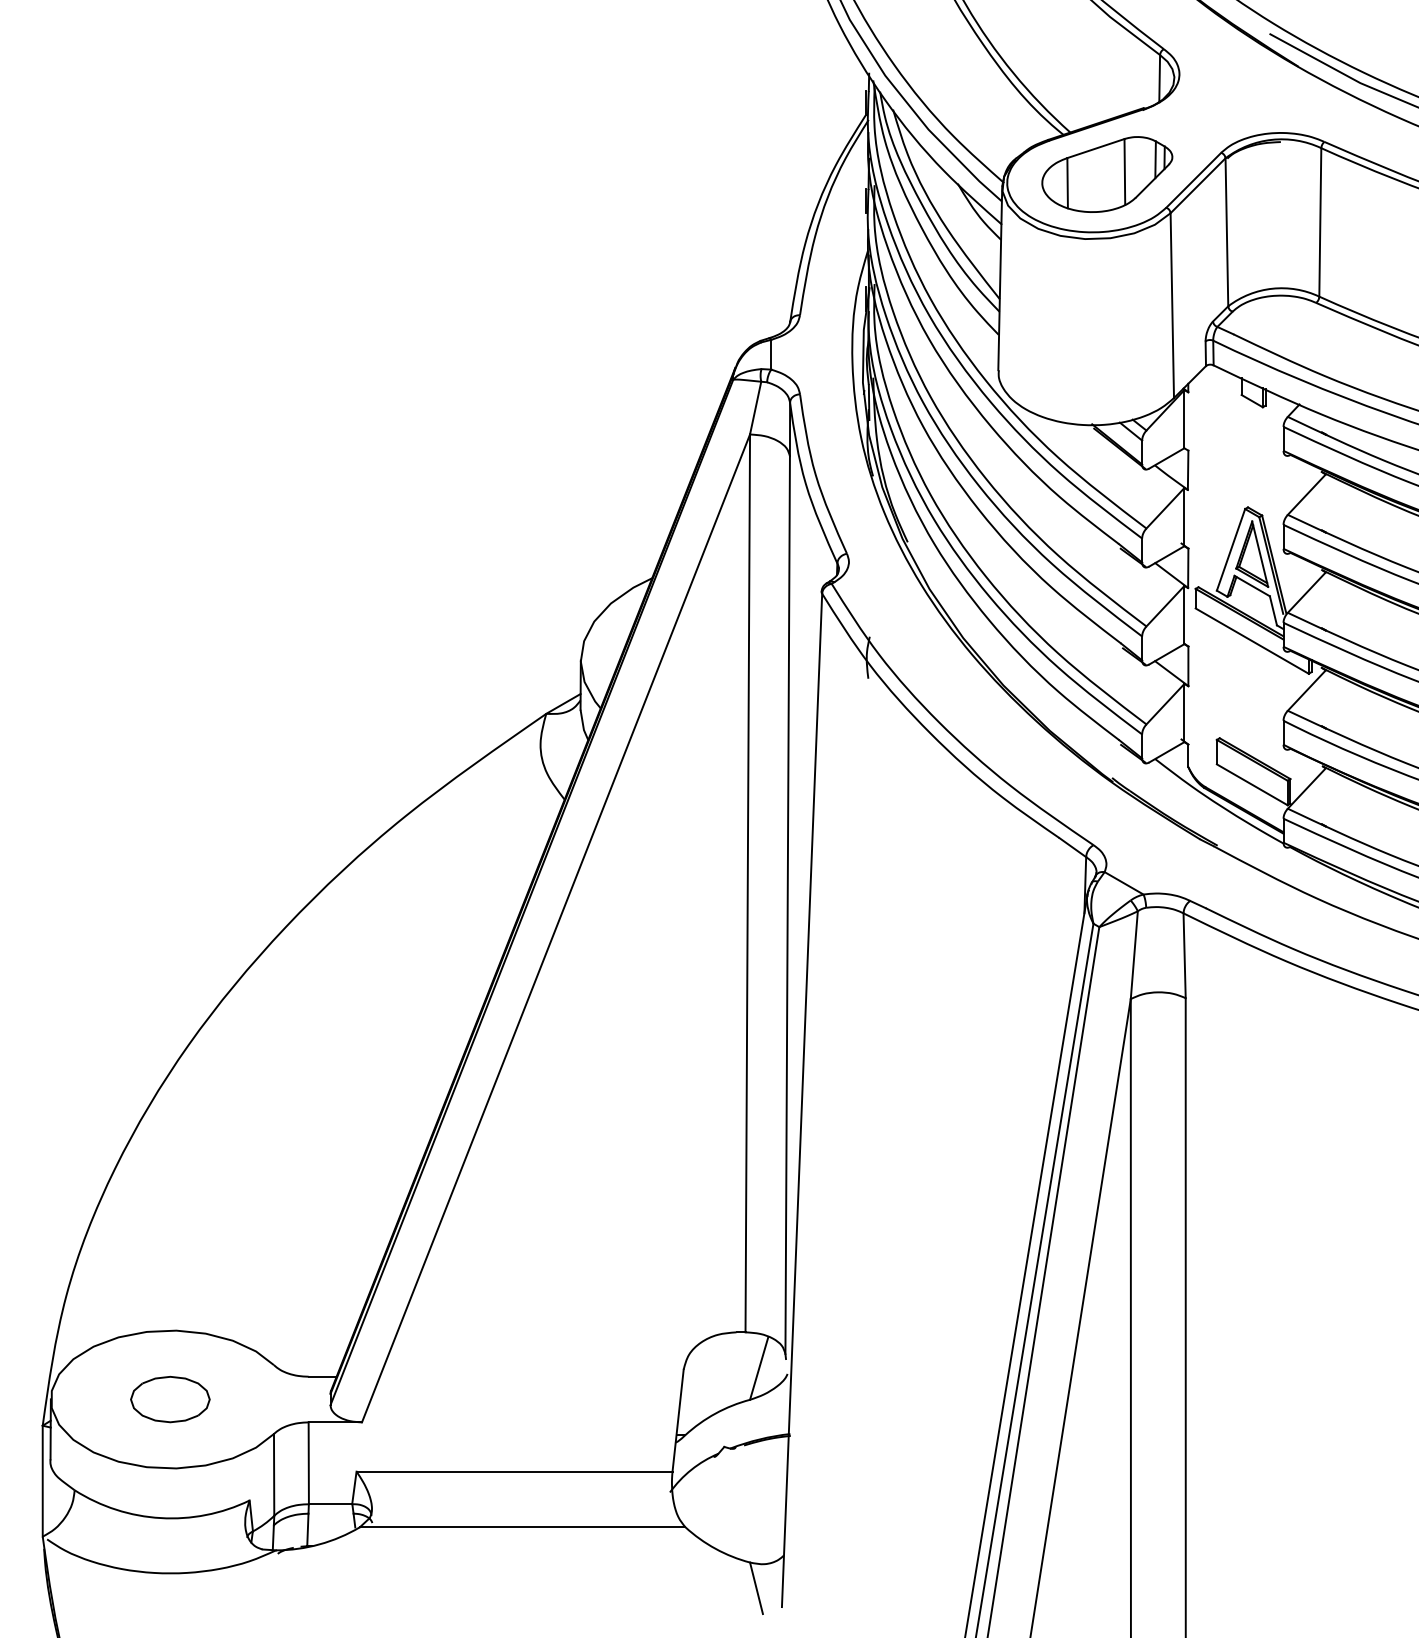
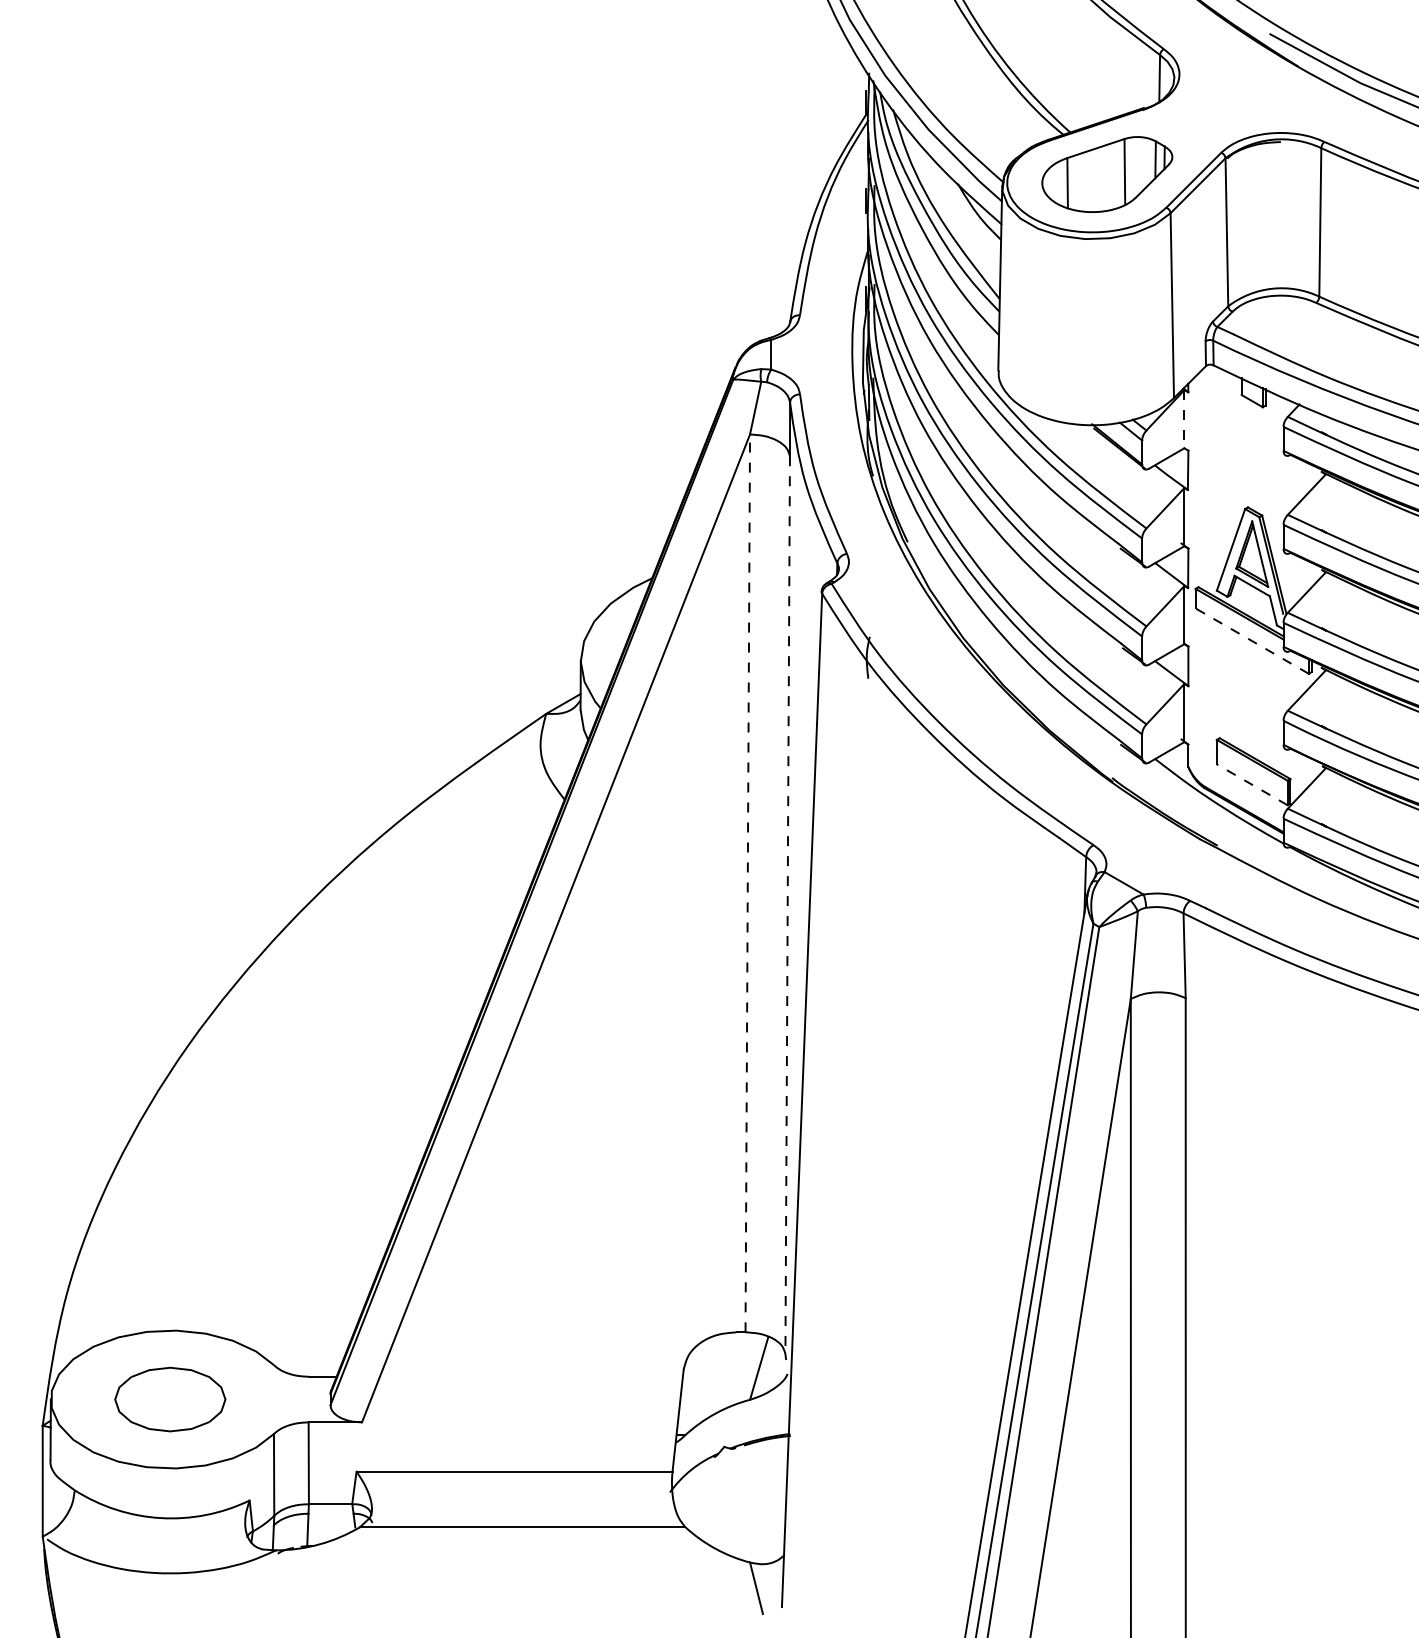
line: solid -> dashed (1184, 419)
line: solid -> dashed (1251, 640)
line: solid -> dashed (1252, 784)
line: solid -> dashed (747, 883)
line: solid -> dashed (787, 905)
part size: 81x49 px -> 113x67 px (170, 1399)
